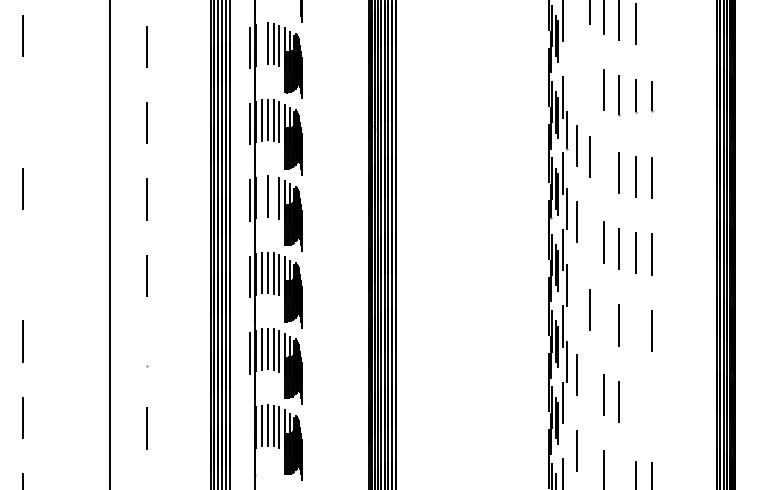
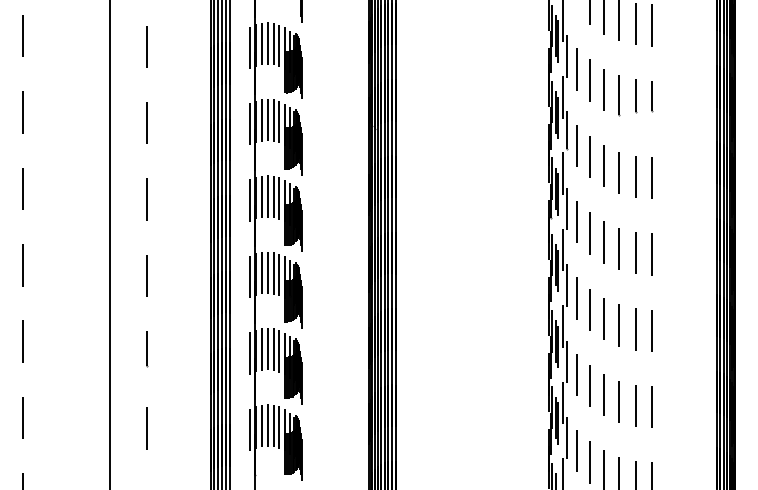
line: none -> present (652, 25)
line: none -> present (261, 43)
line: none -> present (566, 56)
line: none -> present (577, 69)
line: none -> present (589, 80)
line: none -> present (22, 112)
line: none -> present (603, 165)
line: none -> present (261, 196)
line: none -> present (273, 196)
line: none -> present (589, 233)
line: none -> present (22, 265)
line: none -> present (577, 298)
line: none -> present (603, 318)
line: none -> present (635, 329)
line: none -> present (146, 348)
line: none -> present (589, 385)
line: none -> present (635, 405)
line: none -> present (651, 406)
line: none -> present (250, 429)
line: none -> present (566, 437)
line: none -> present (589, 462)
line: none -> present (619, 471)
